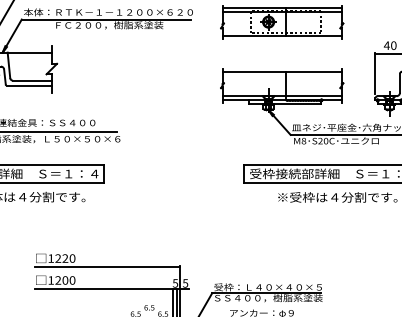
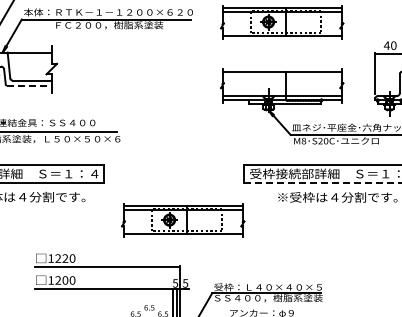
line: solid -> dashed (29, 85)
line: solid -> dashed (323, 183)
part: none -> present (183, 220)
